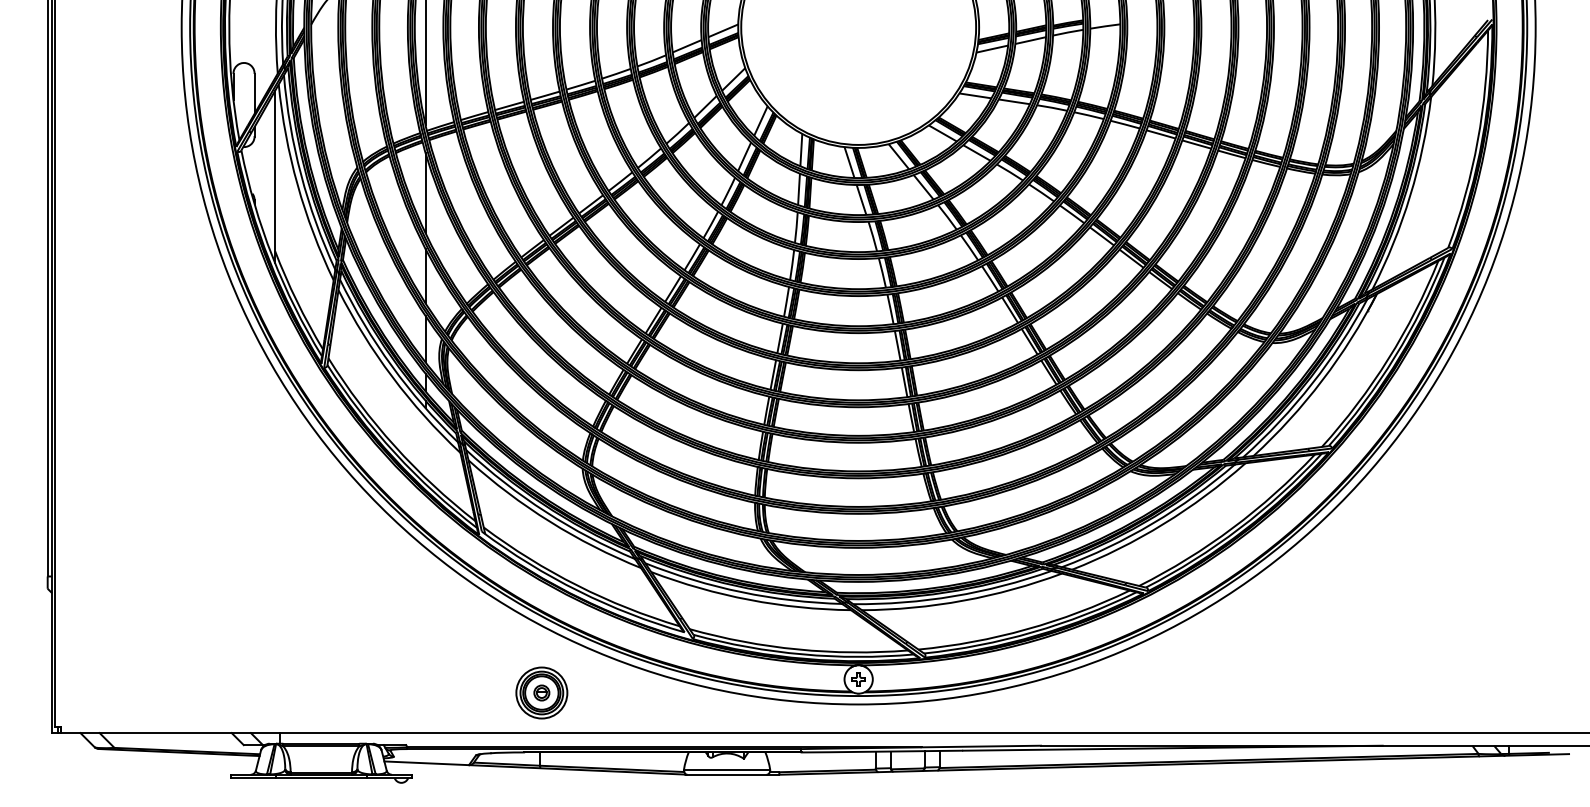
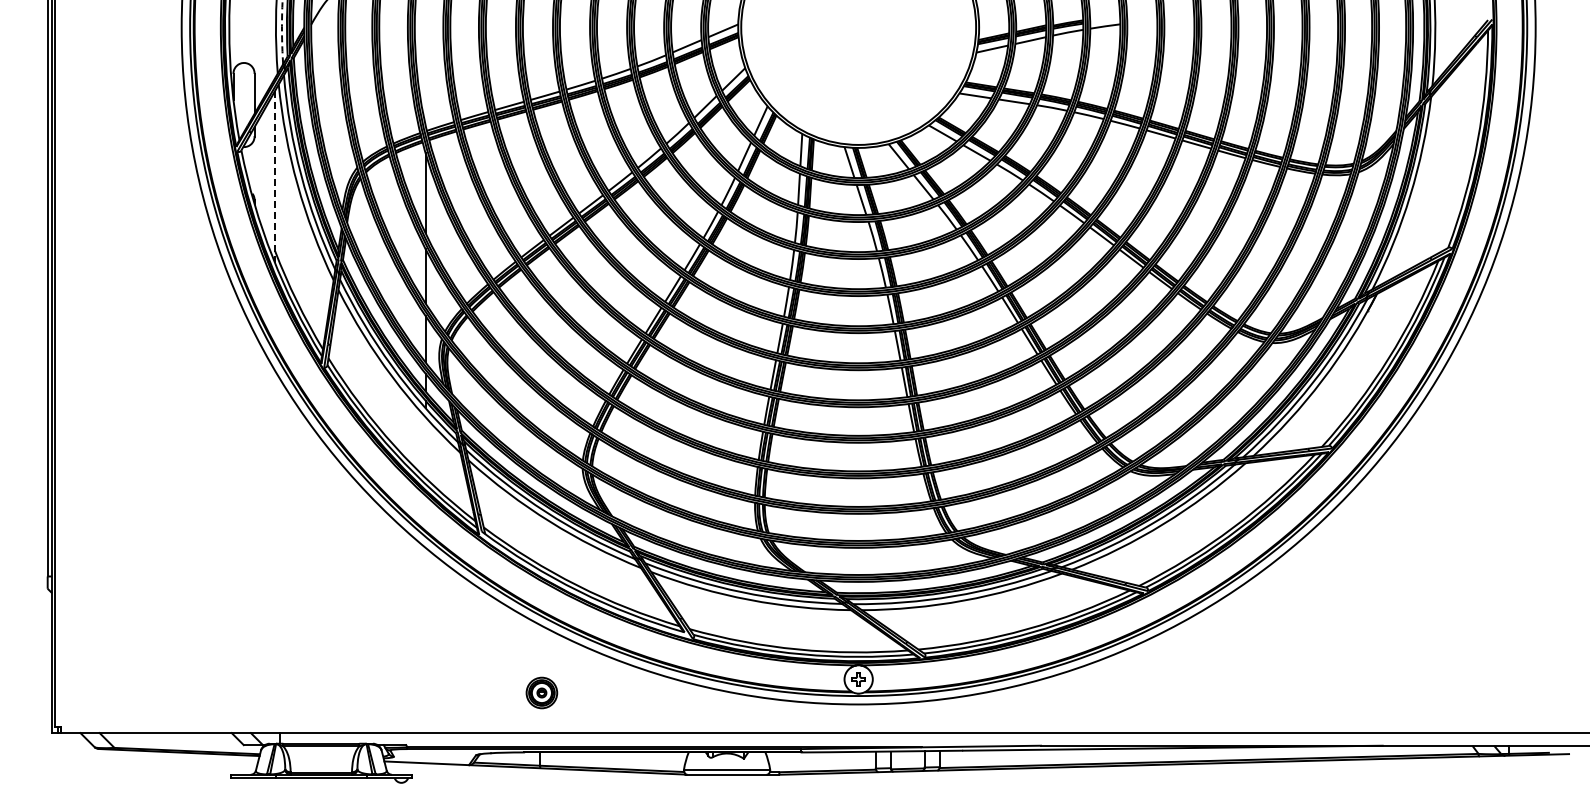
arc: solid -> dashed (282, 31)
line: present -> none (425, 63)
line: solid -> dashed (275, 177)
part size: 54x54 px -> 34x34 px (541, 692)
